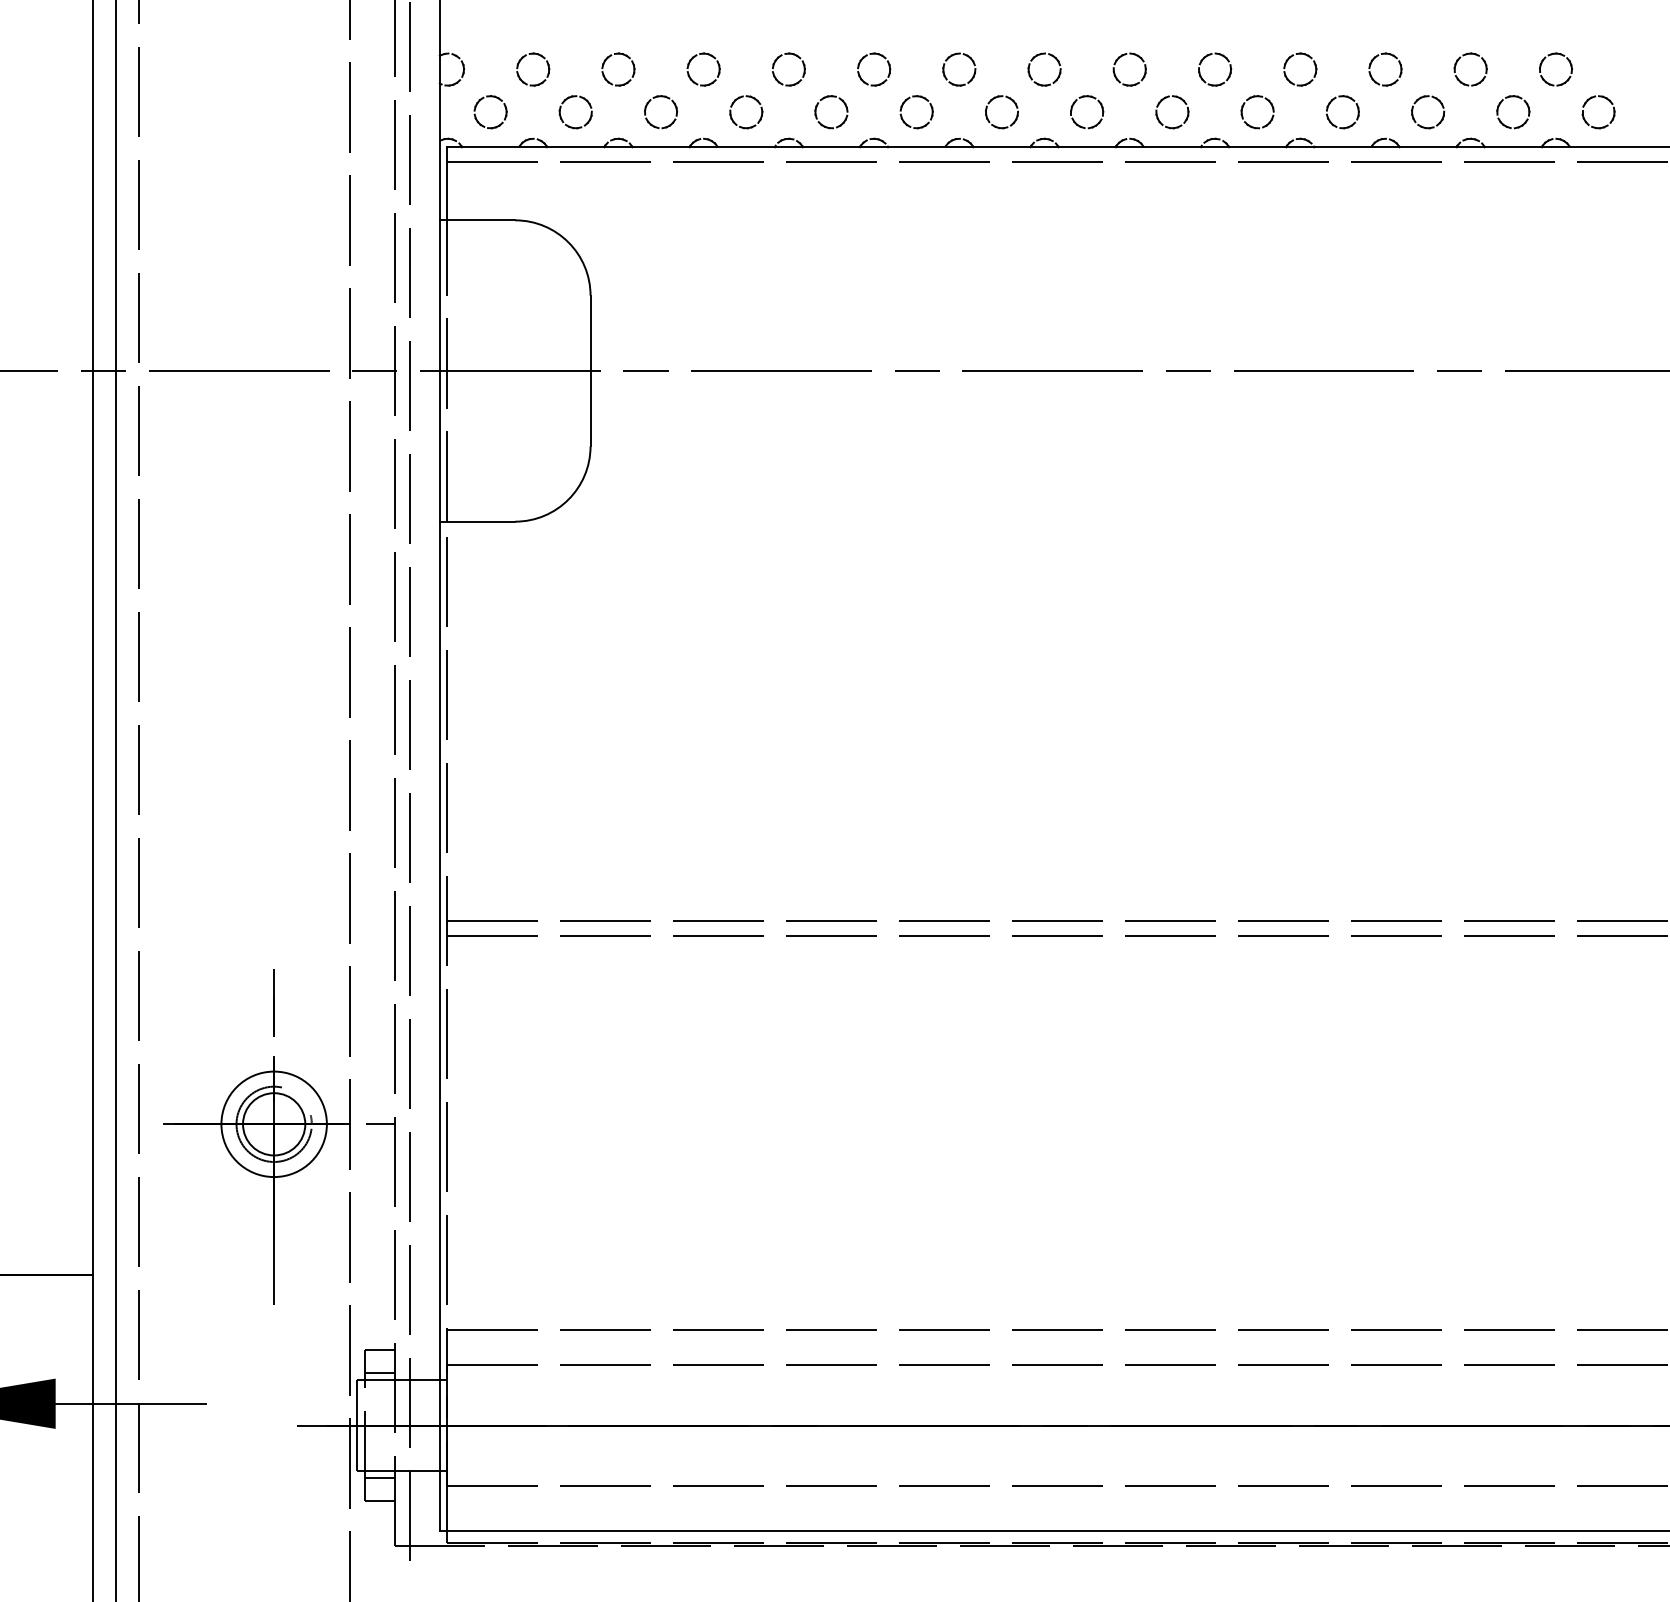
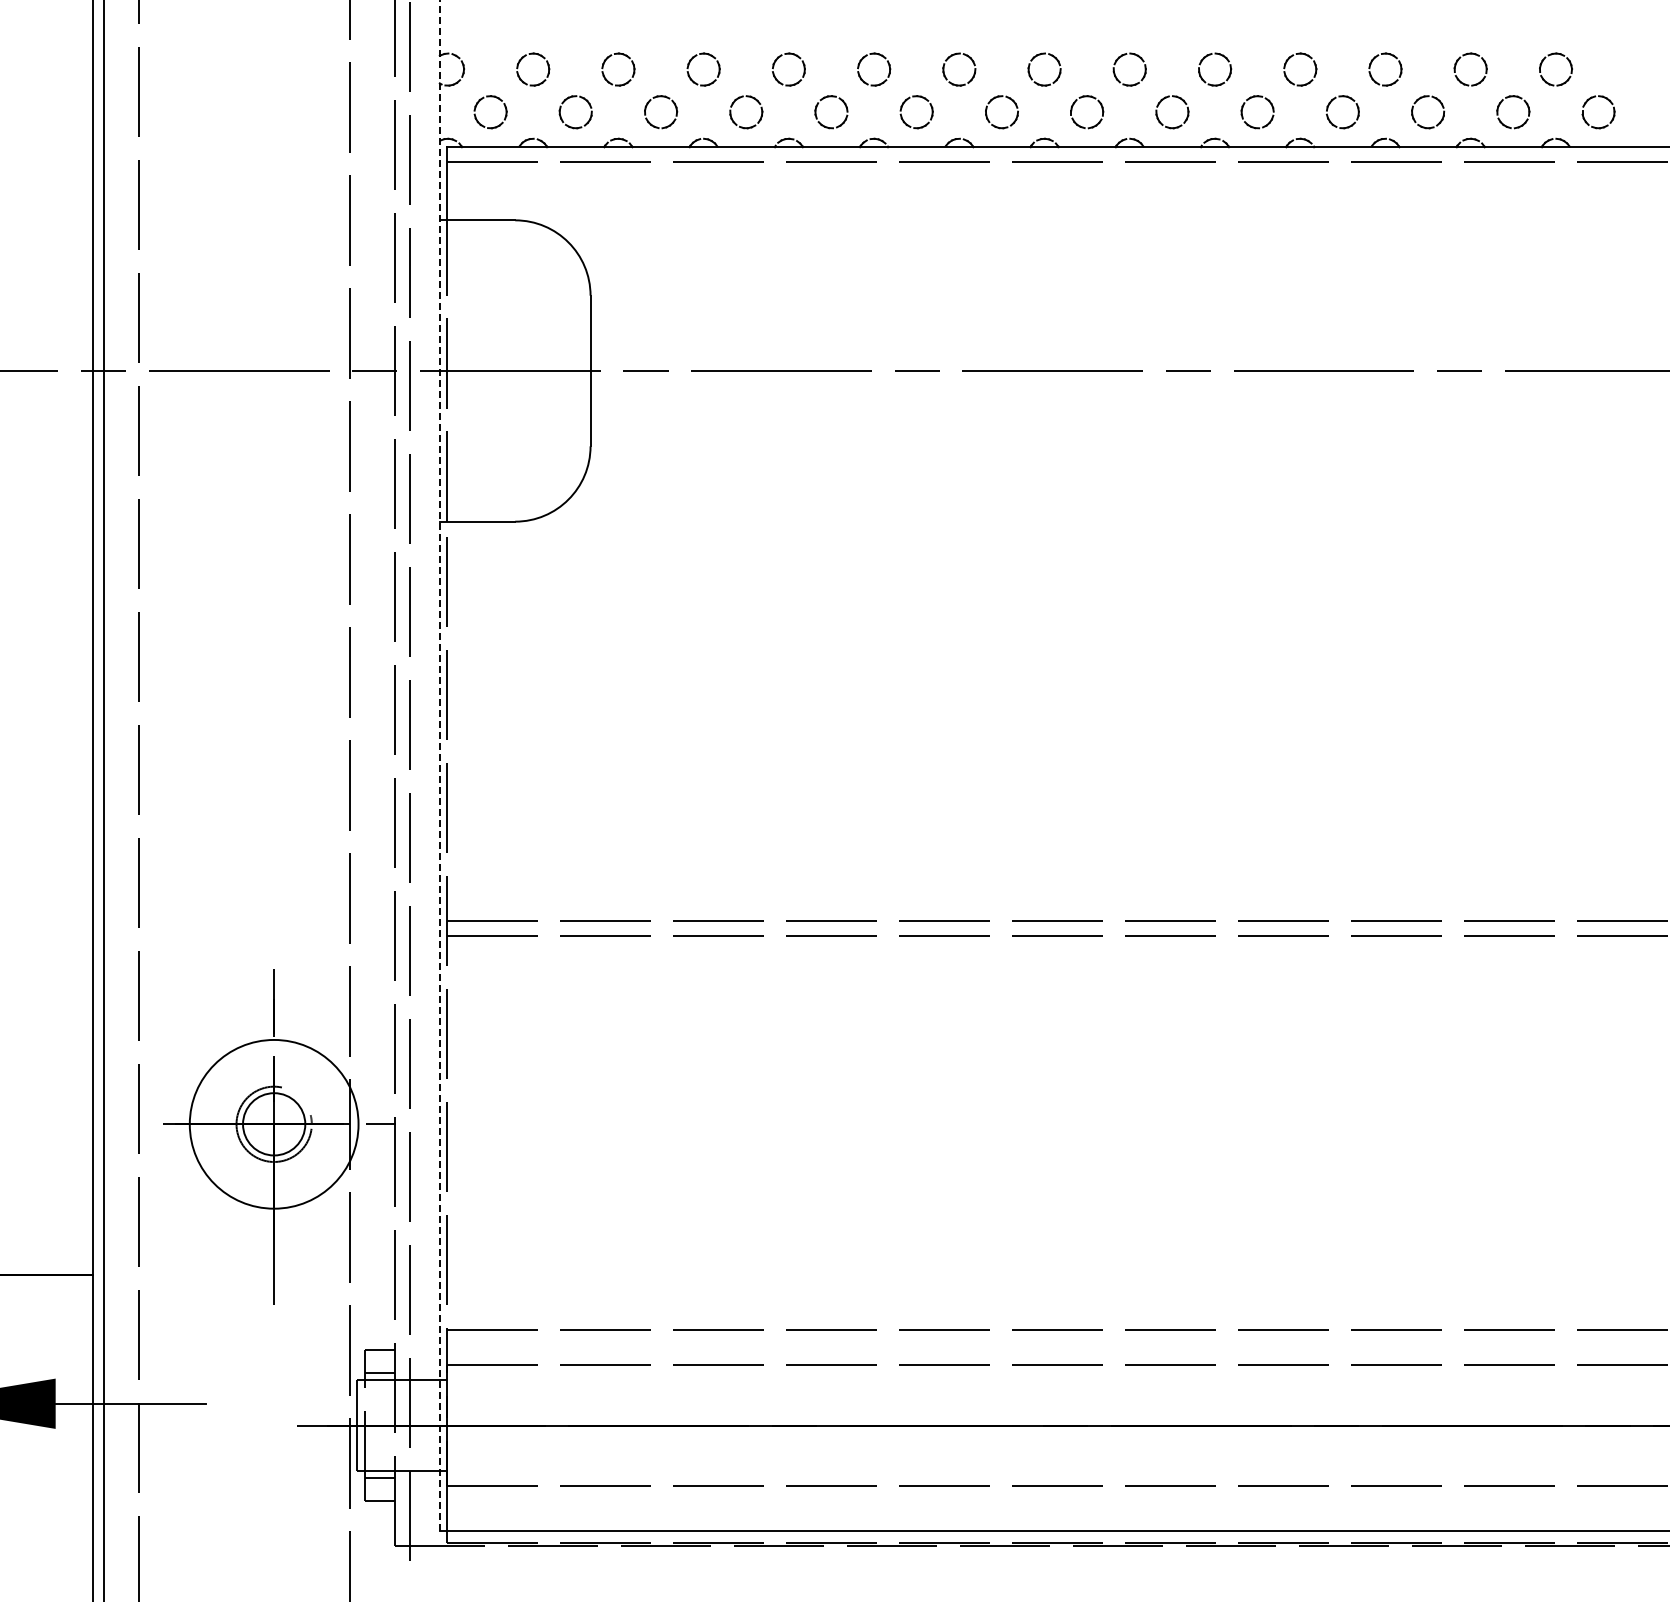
line: solid -> dashed (439, 765)
line position: (115, 800) -> (103, 800) (103, 800)
circle diameter: 105 px -> 169 px (273, 1123)
